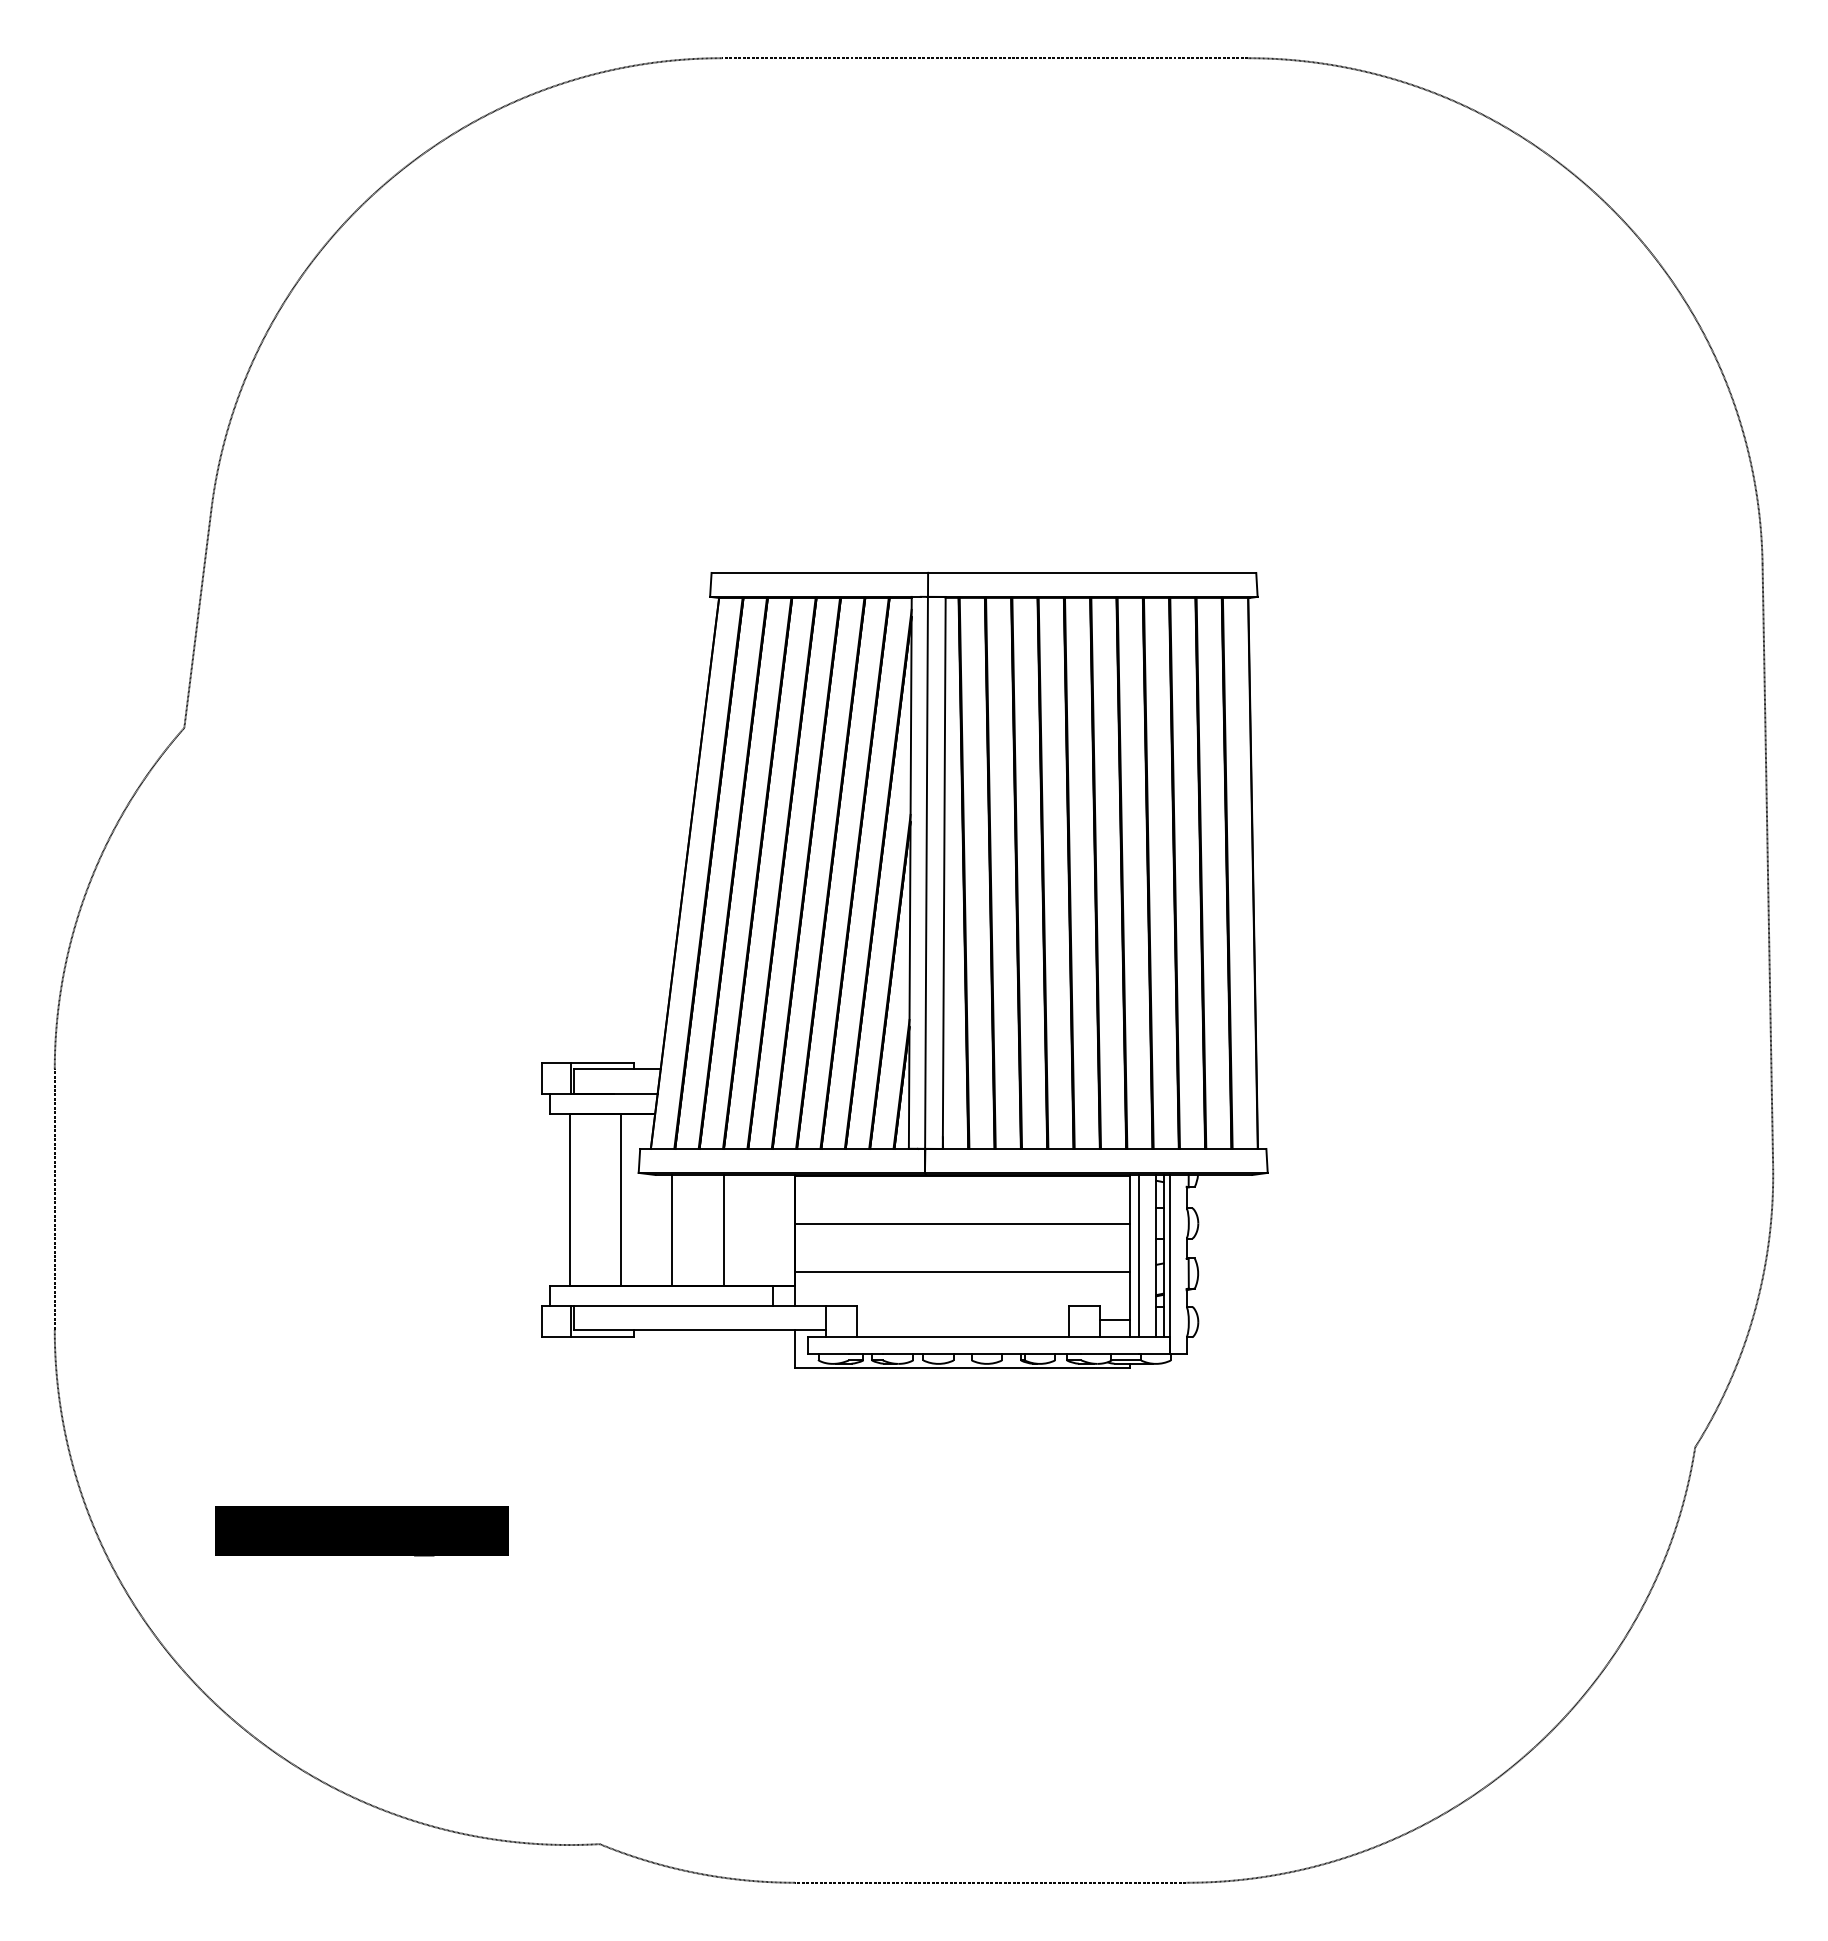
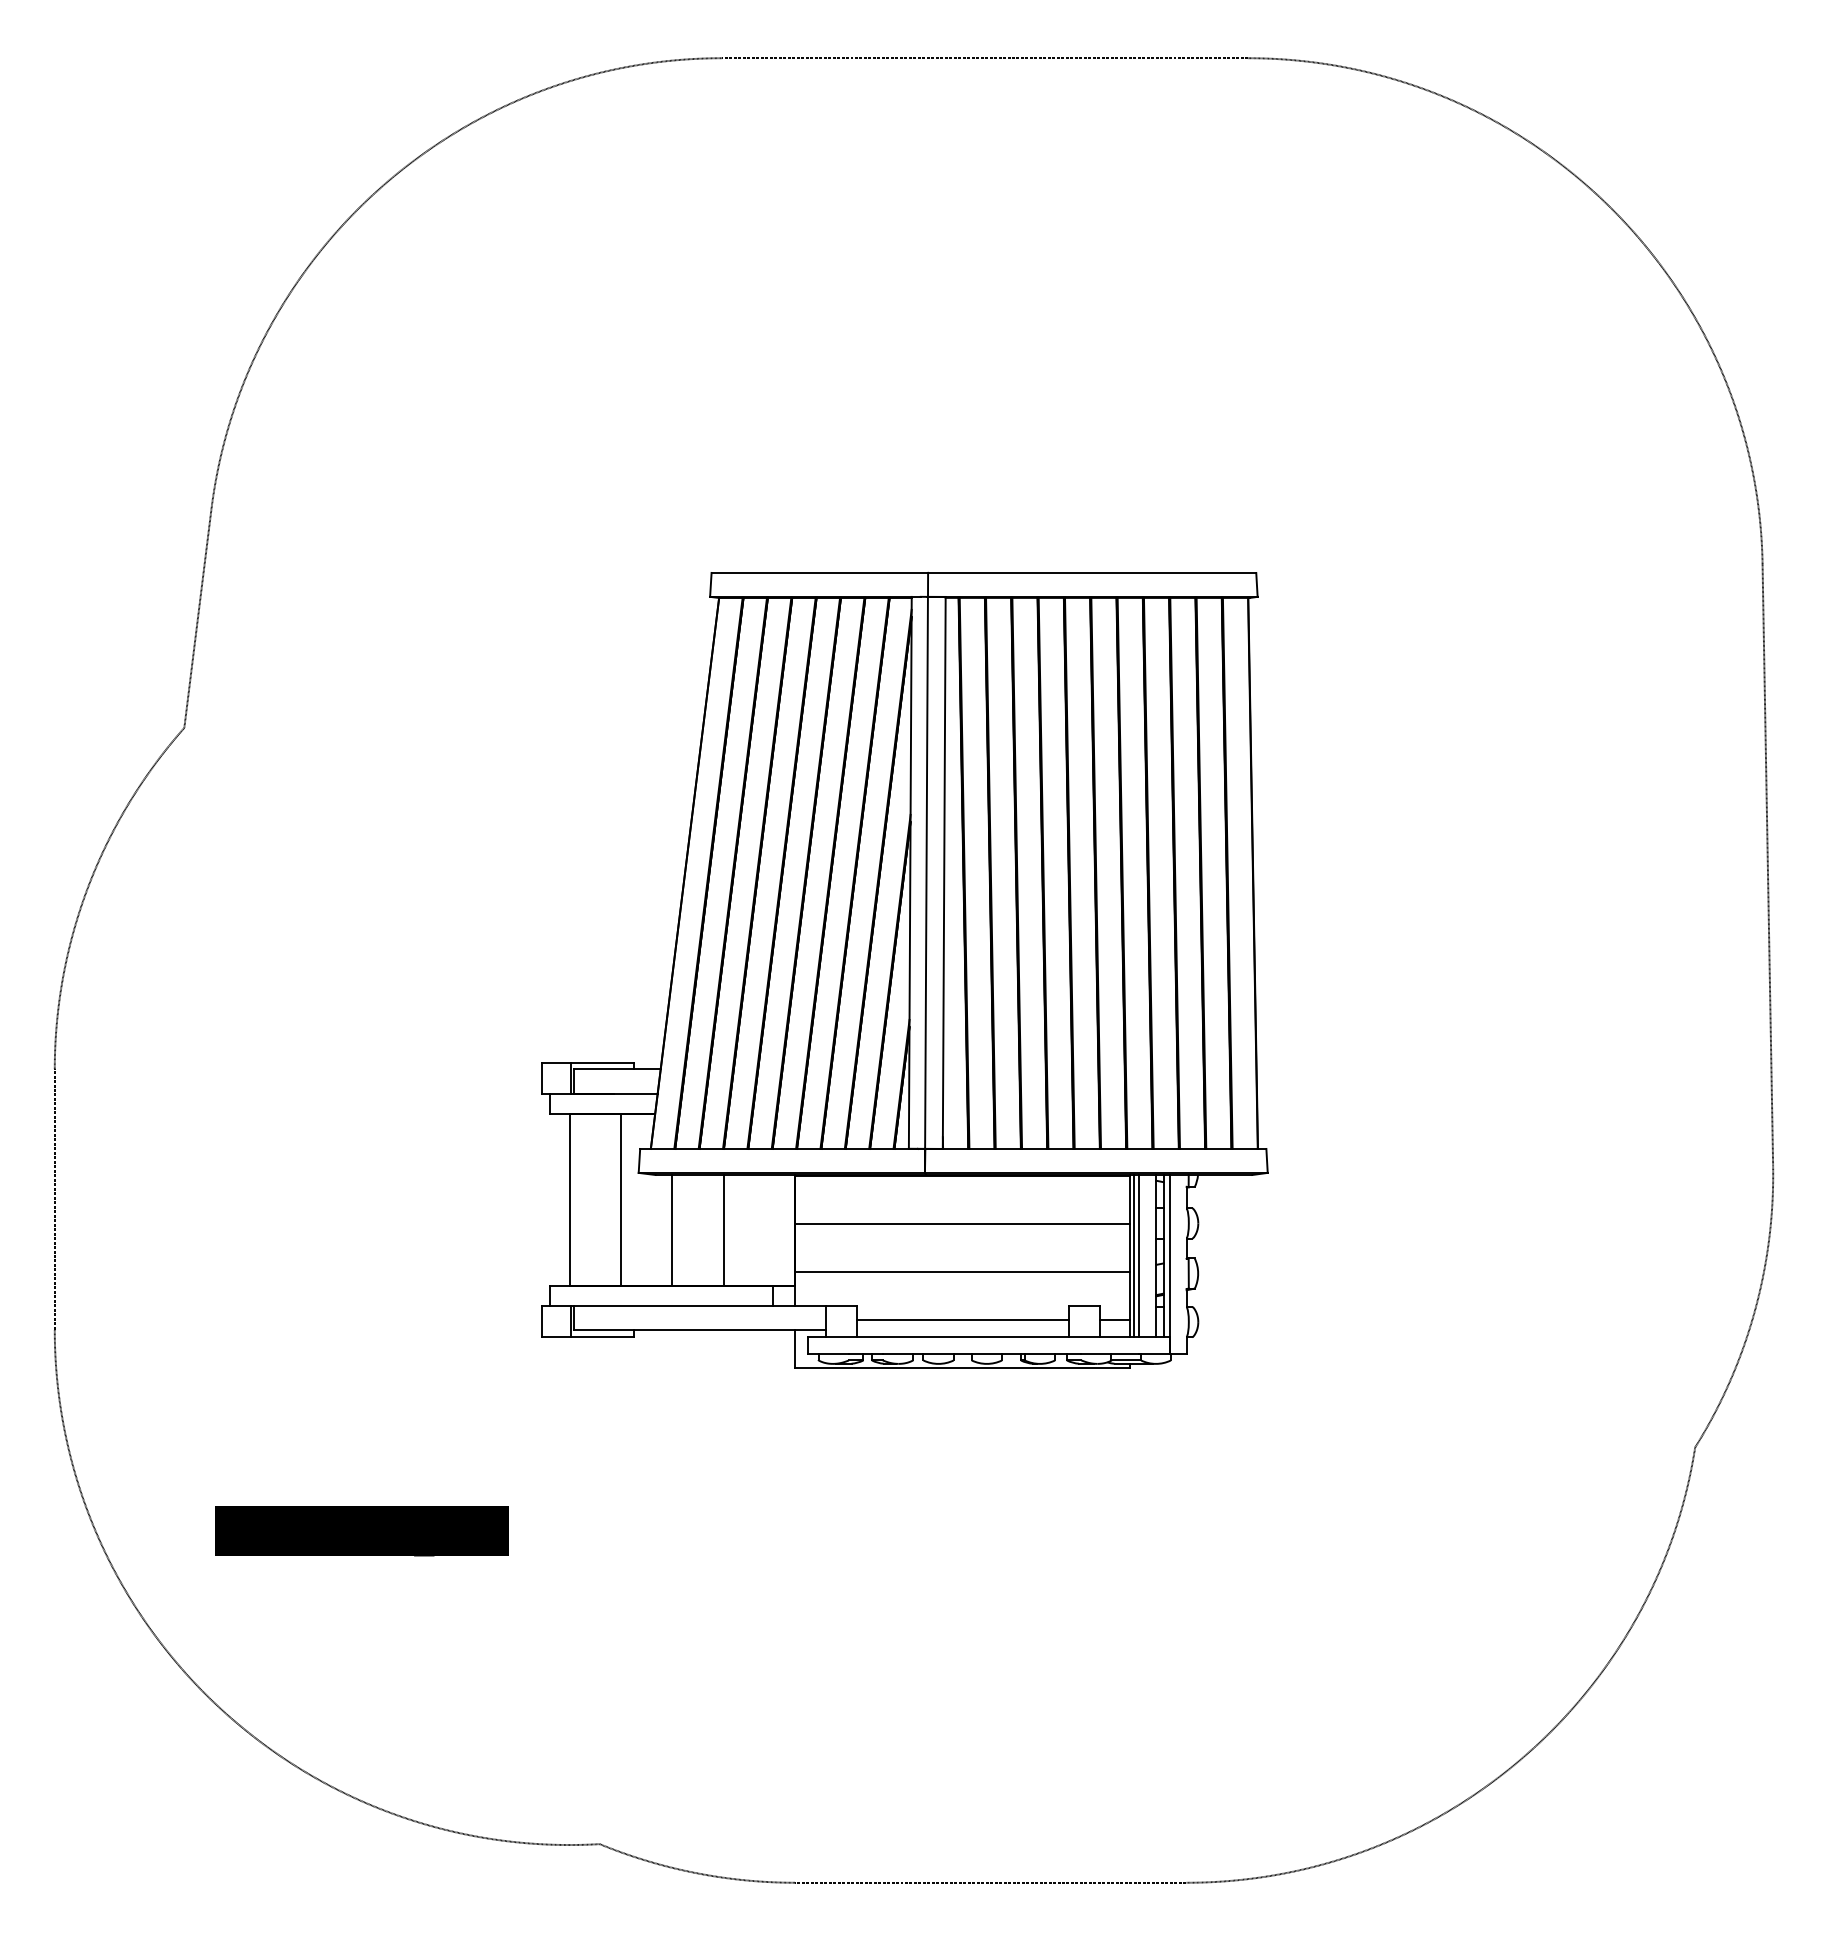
line: none -> present (1133, 1256)
line: none -> present (962, 1319)
